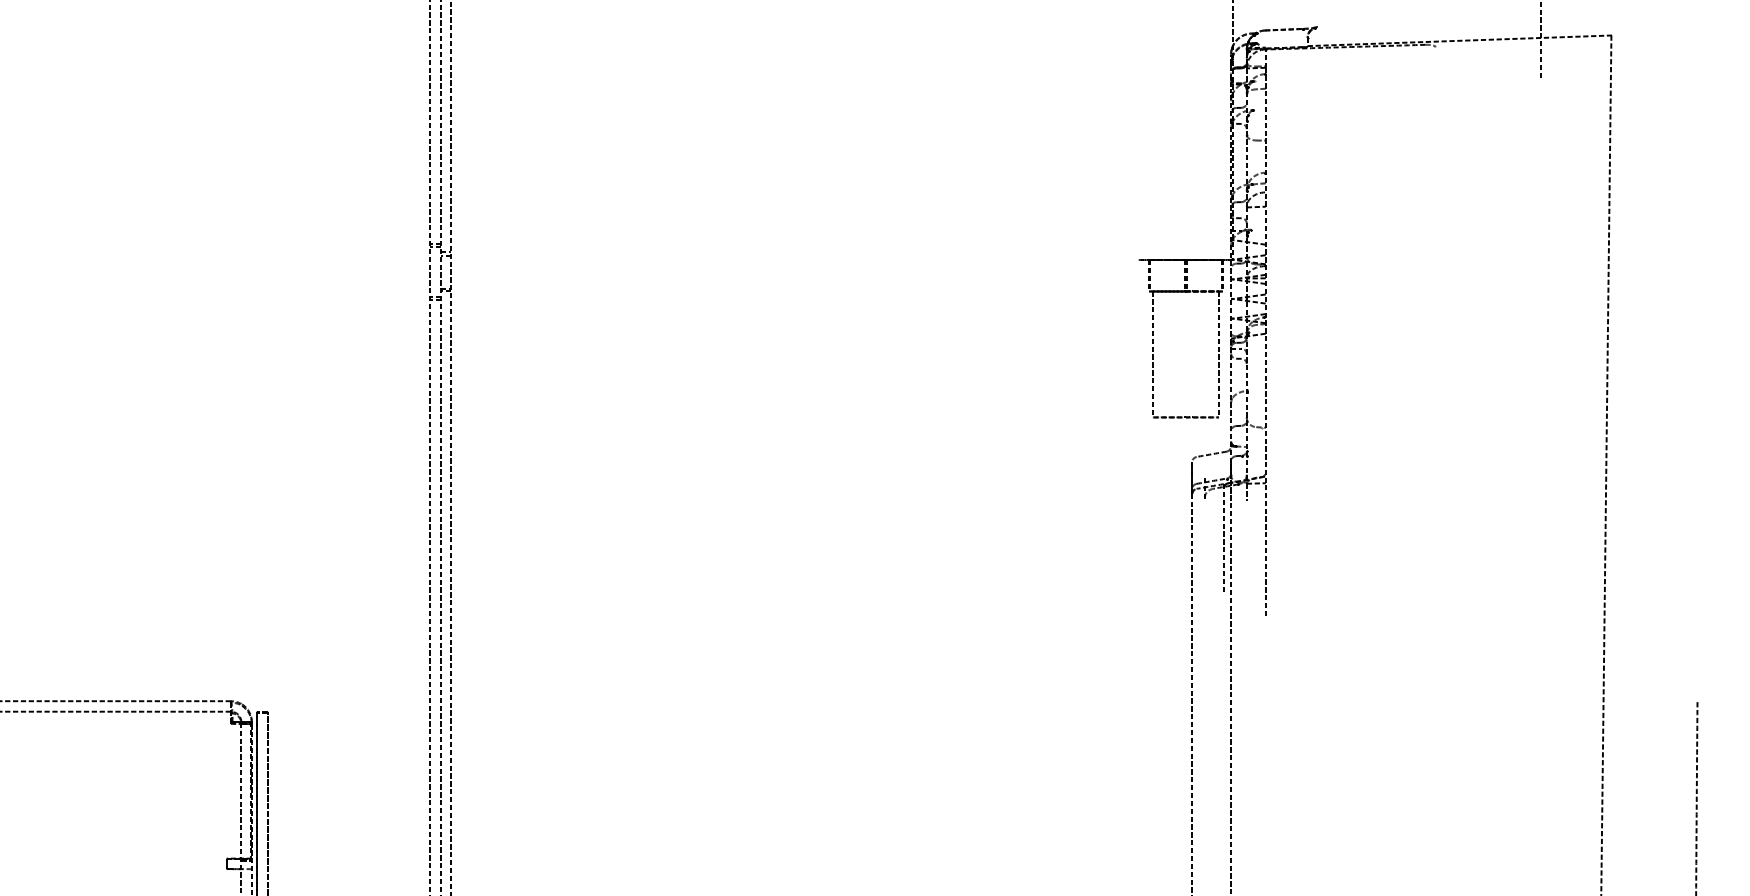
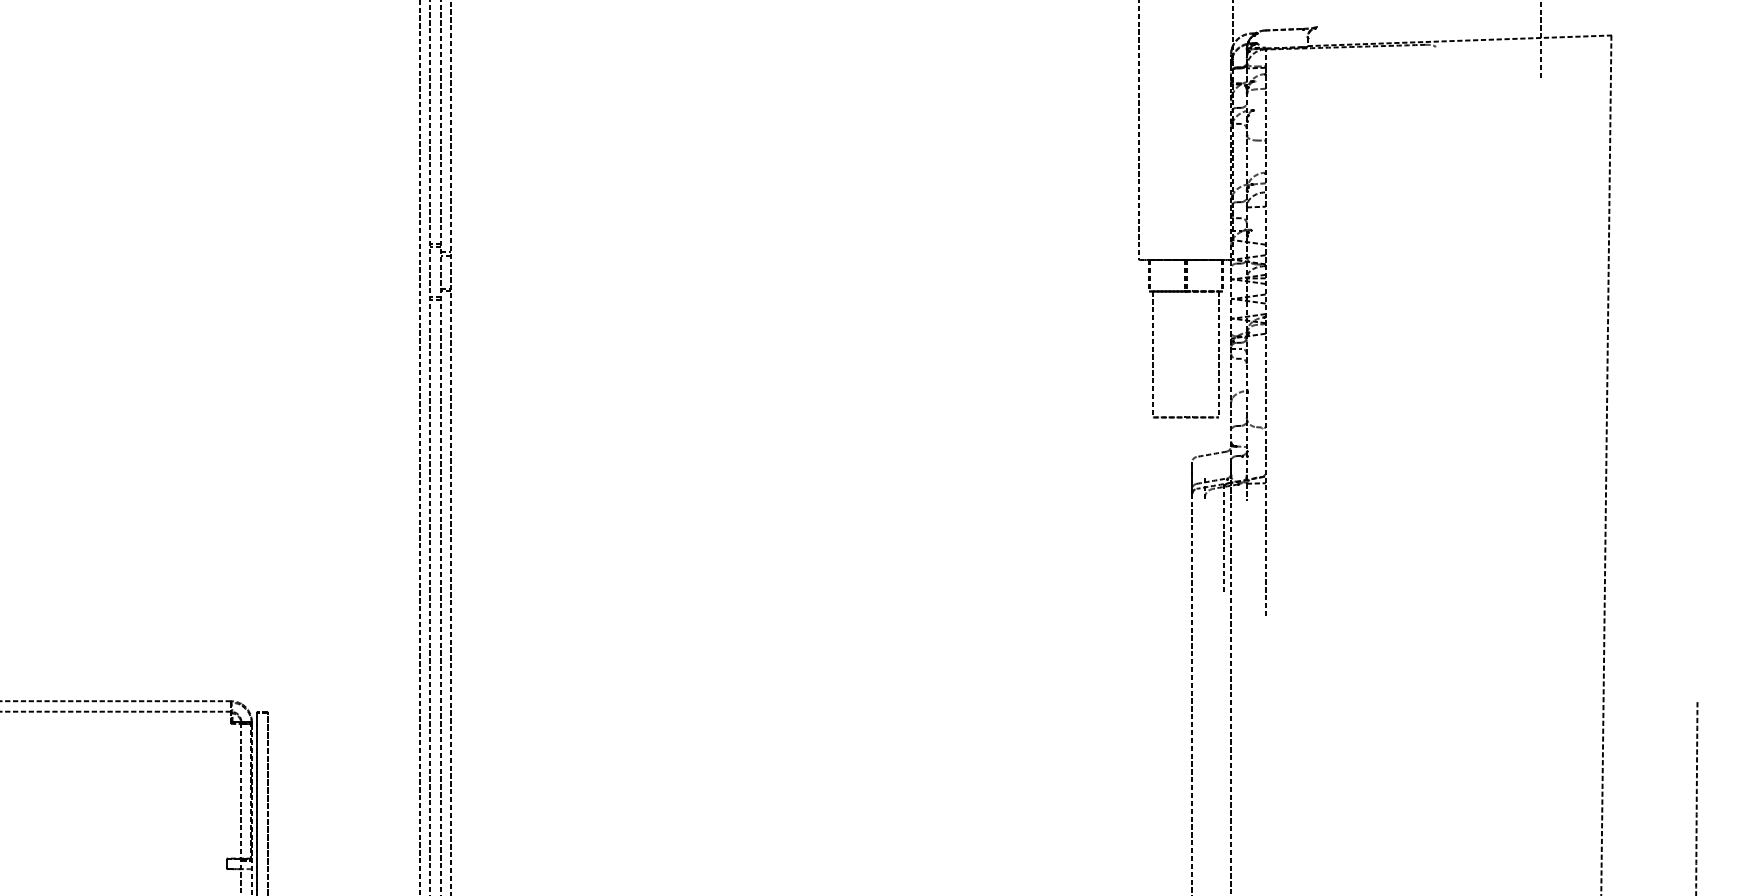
line: none -> present (1138, 131)
line: none -> present (419, 447)
